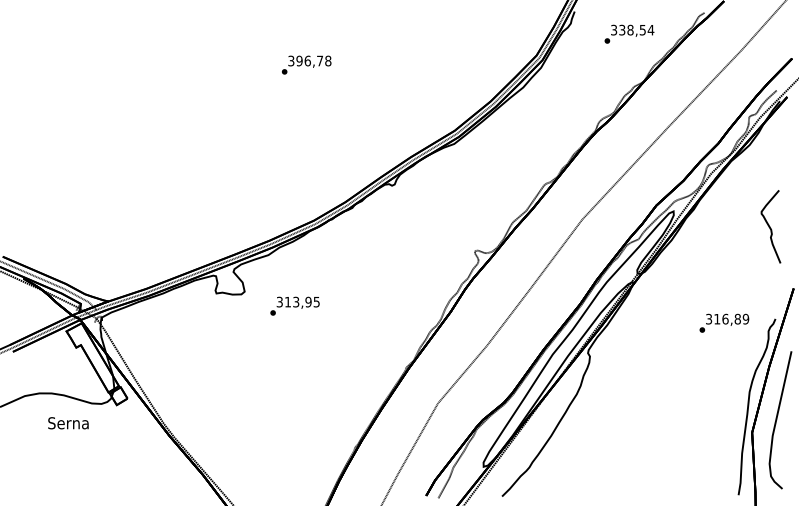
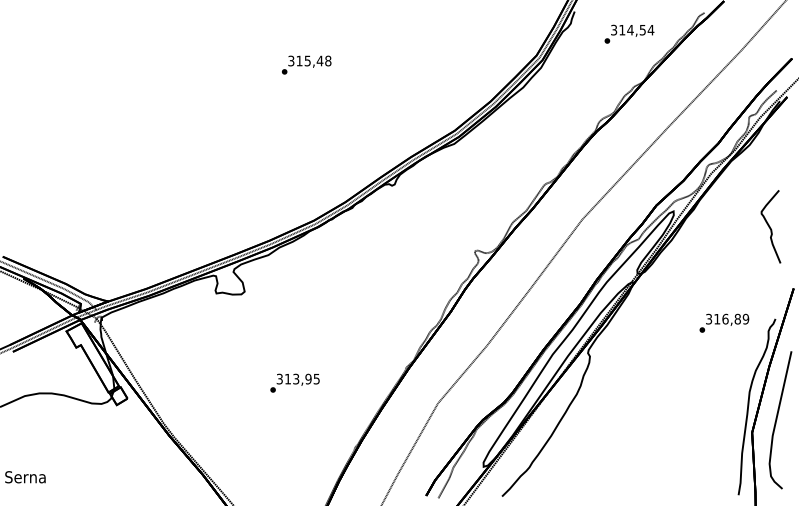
text: 338,54 -> 314,54 (626, 29)
text: 396,78 -> 315,48 (309, 60)
text position: (294, 305) -> (294, 382) (294, 382)
text position: (68, 423) -> (25, 477) (25, 477)
